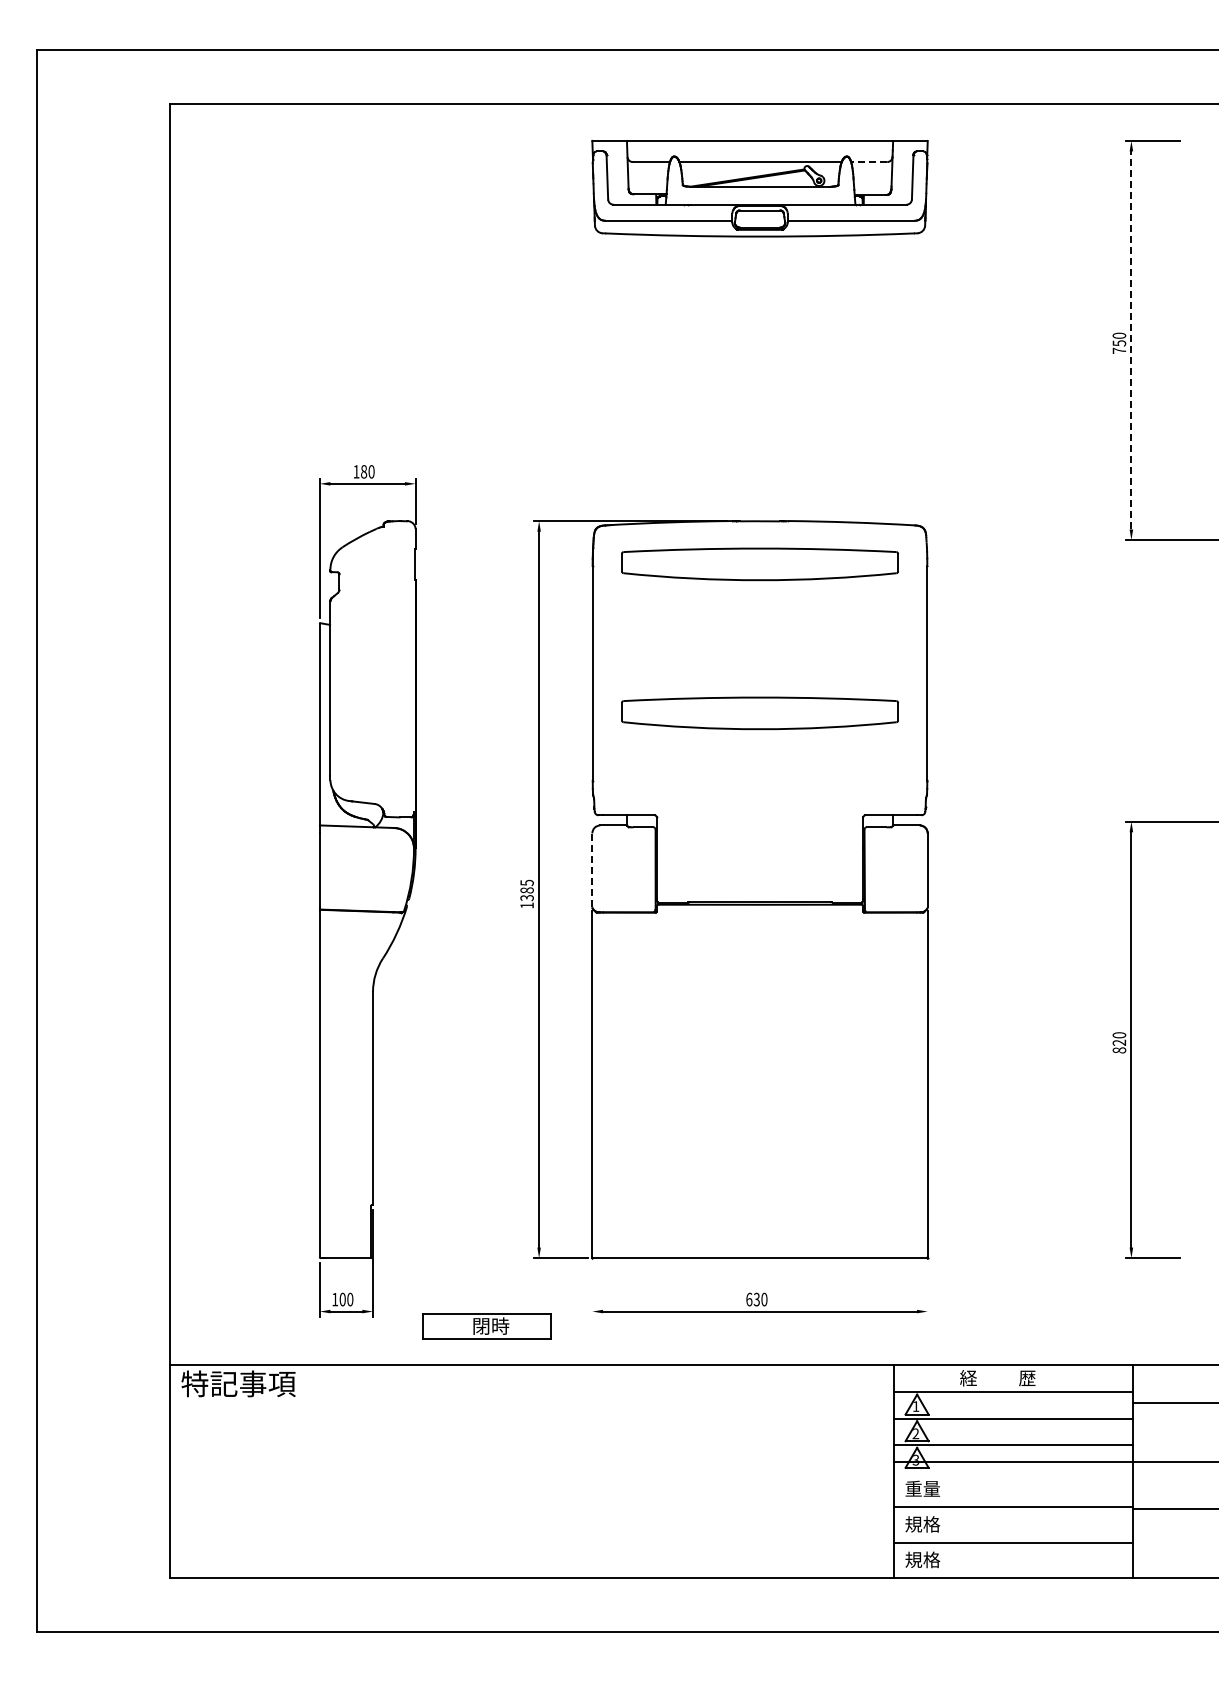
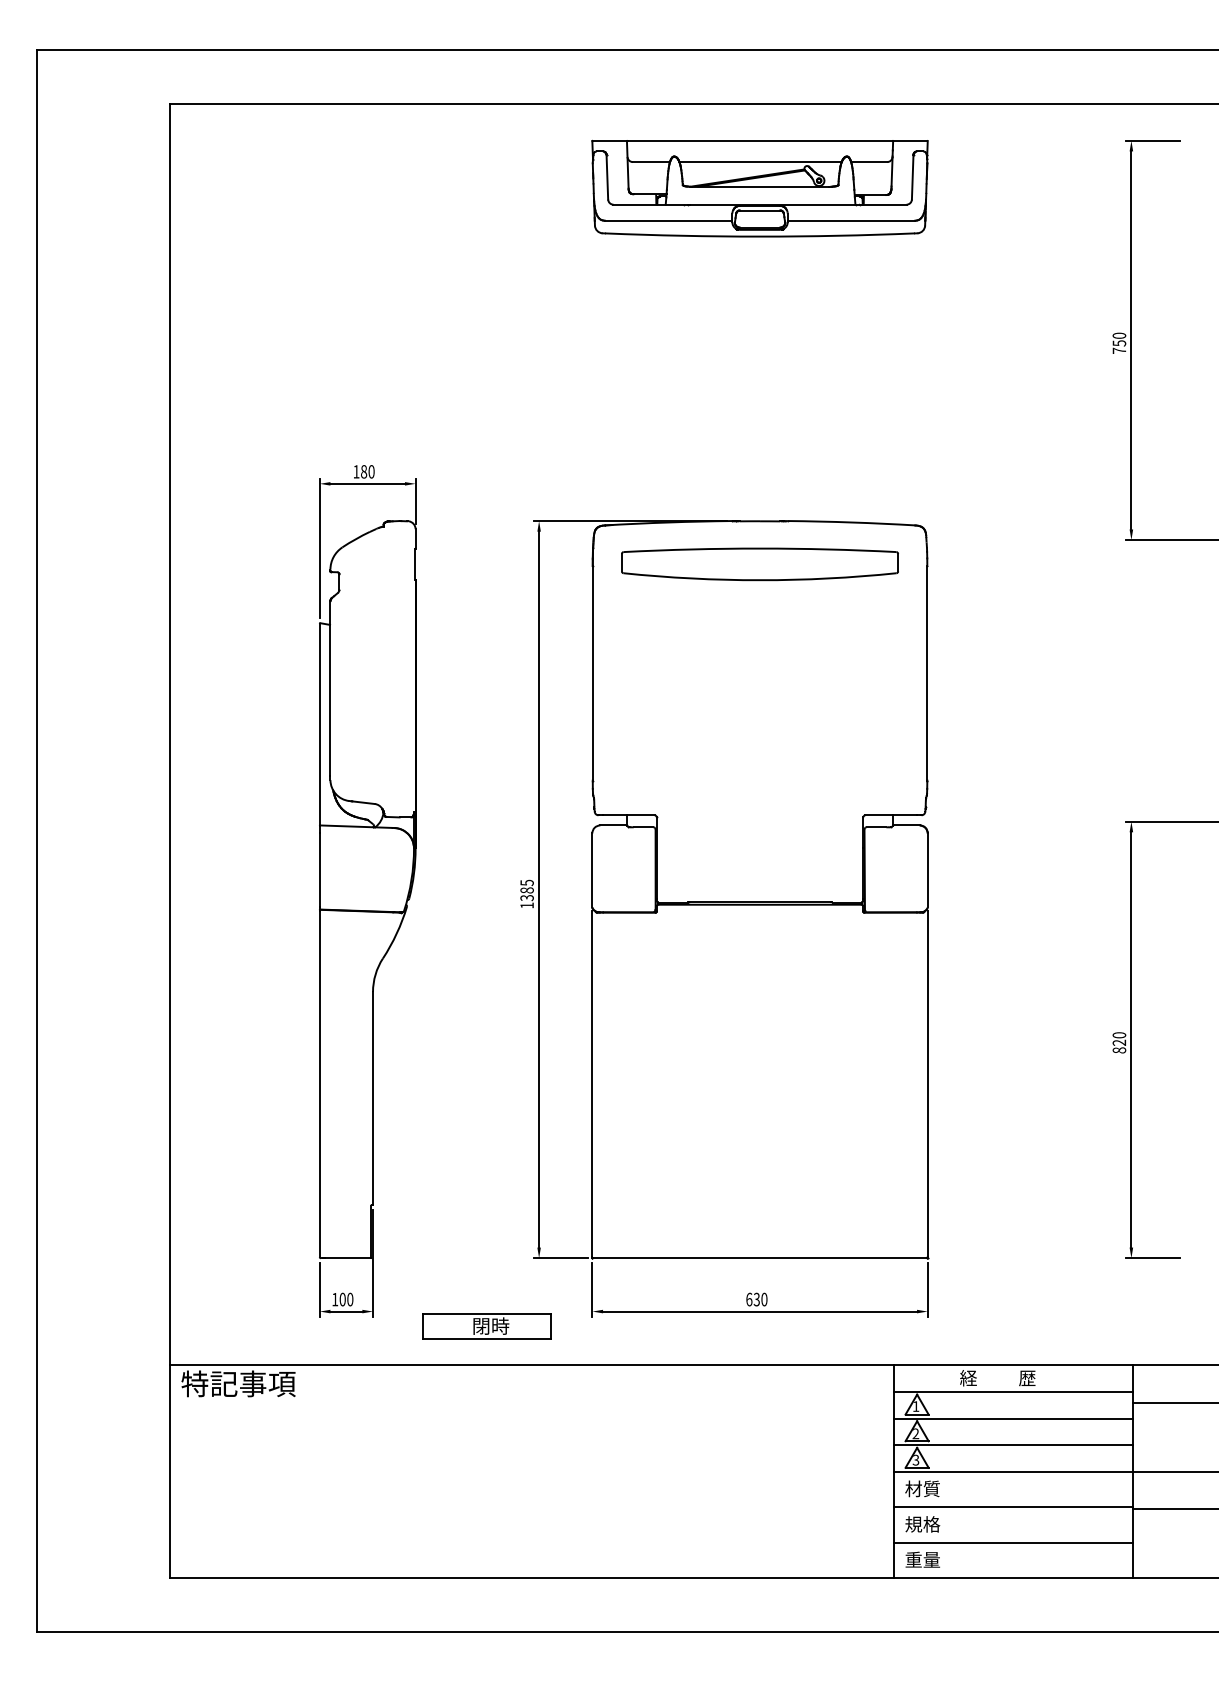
line: dashed -> solid (868, 162)
line: dashed -> solid (1131, 339)
part: present -> none (759, 713)
line: dashed -> solid (592, 870)
line: none -> present (592, 1289)
line: none -> present (927, 1289)
line position: (1054, 1461) -> (1054, 1471) (1054, 1471)
text: 重量 -> 材質 (922, 1488)
text: 規格 -> 重量 (922, 1559)
